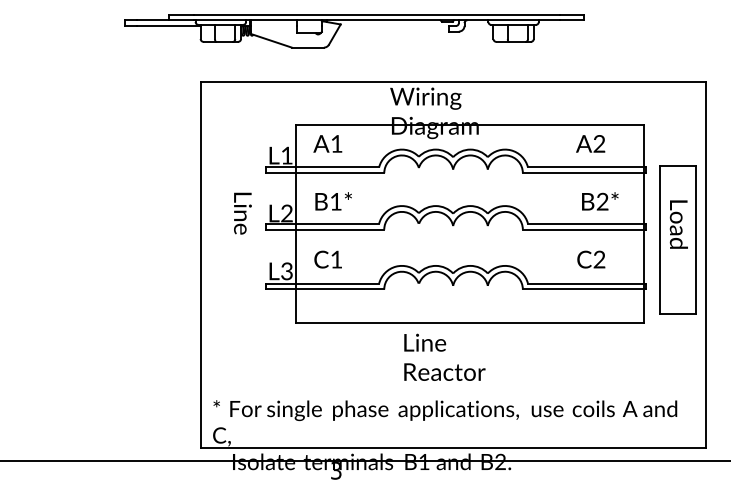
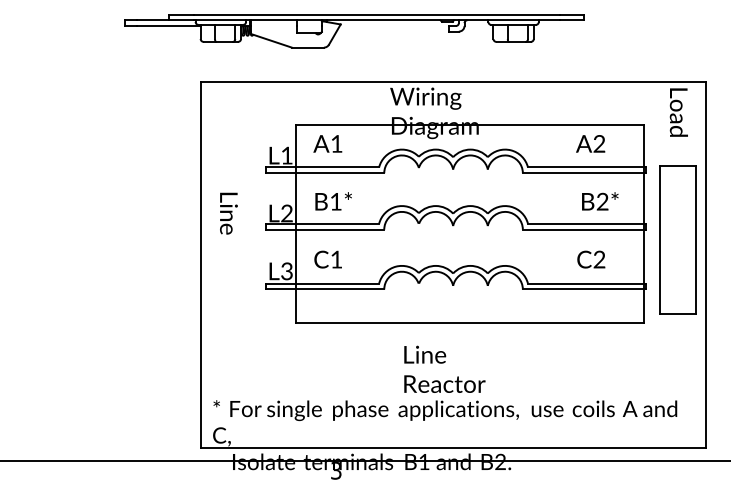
text position: (242, 213) -> (228, 213) (228, 213)
text position: (678, 224) -> (678, 112) (678, 112)
text position: (444, 356) -> (444, 368) (444, 368)
